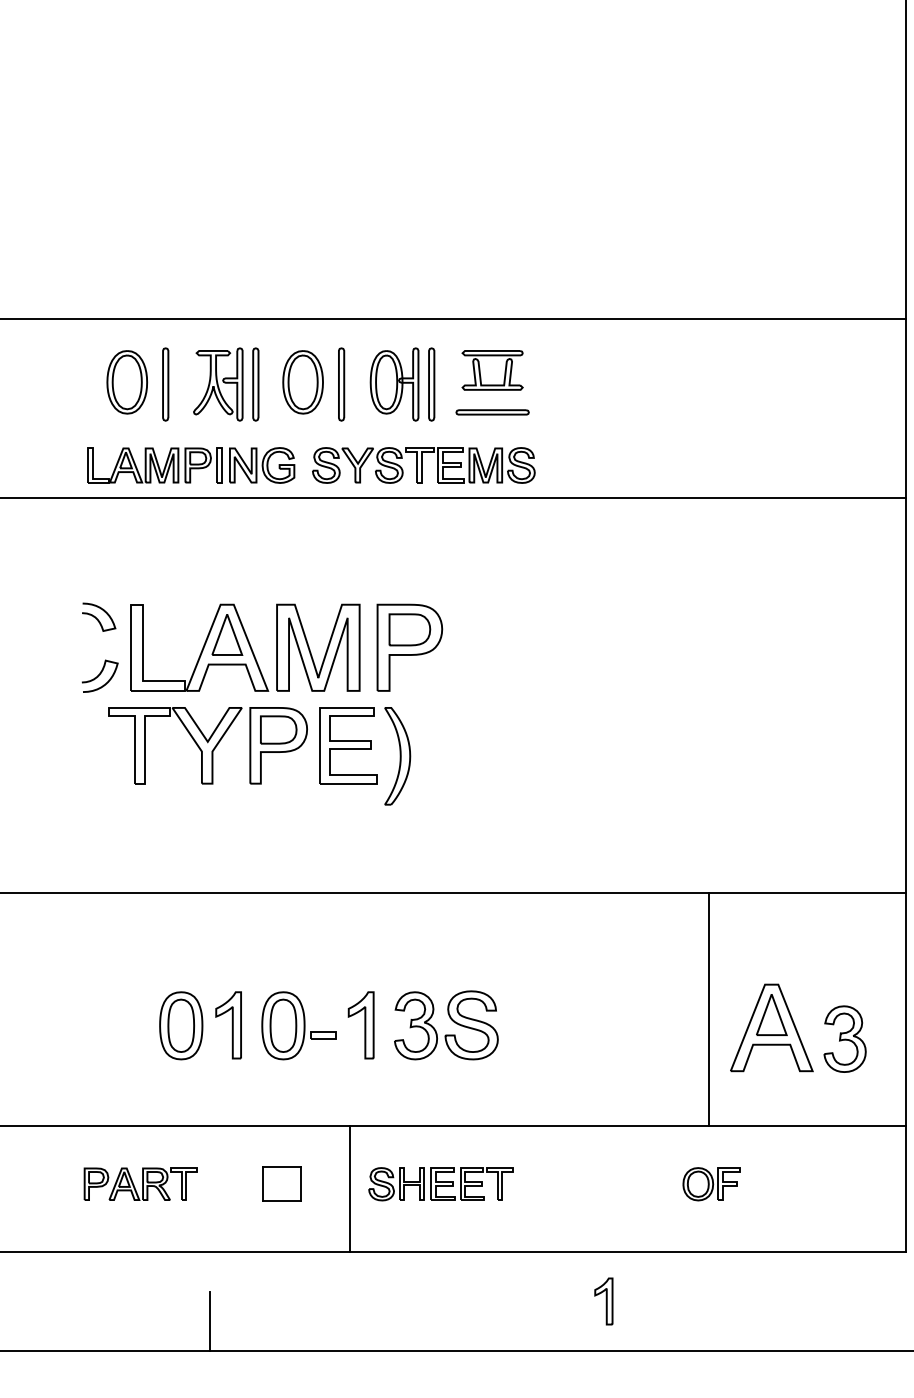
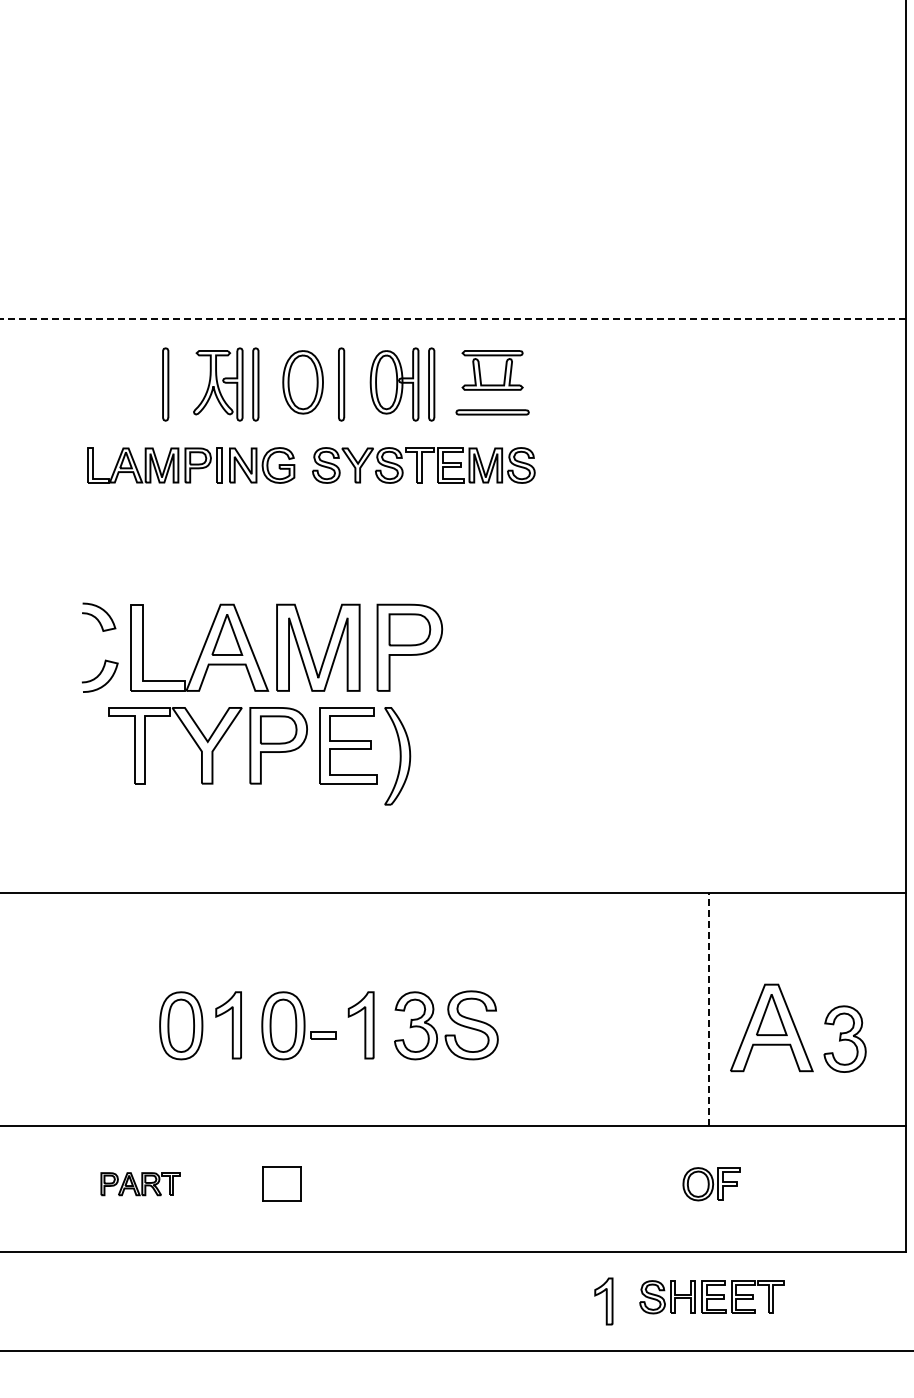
line: solid -> dashed (453, 318)
part: present -> none (126, 382)
line: present -> none (453, 498)
line: solid -> dashed (708, 1009)
part size: 115x34 px -> 81x25 px (140, 1184)
part position: (440, 1184) -> (711, 1297) (711, 1297)
line: present -> none (349, 1188)
line: present -> none (210, 1321)
